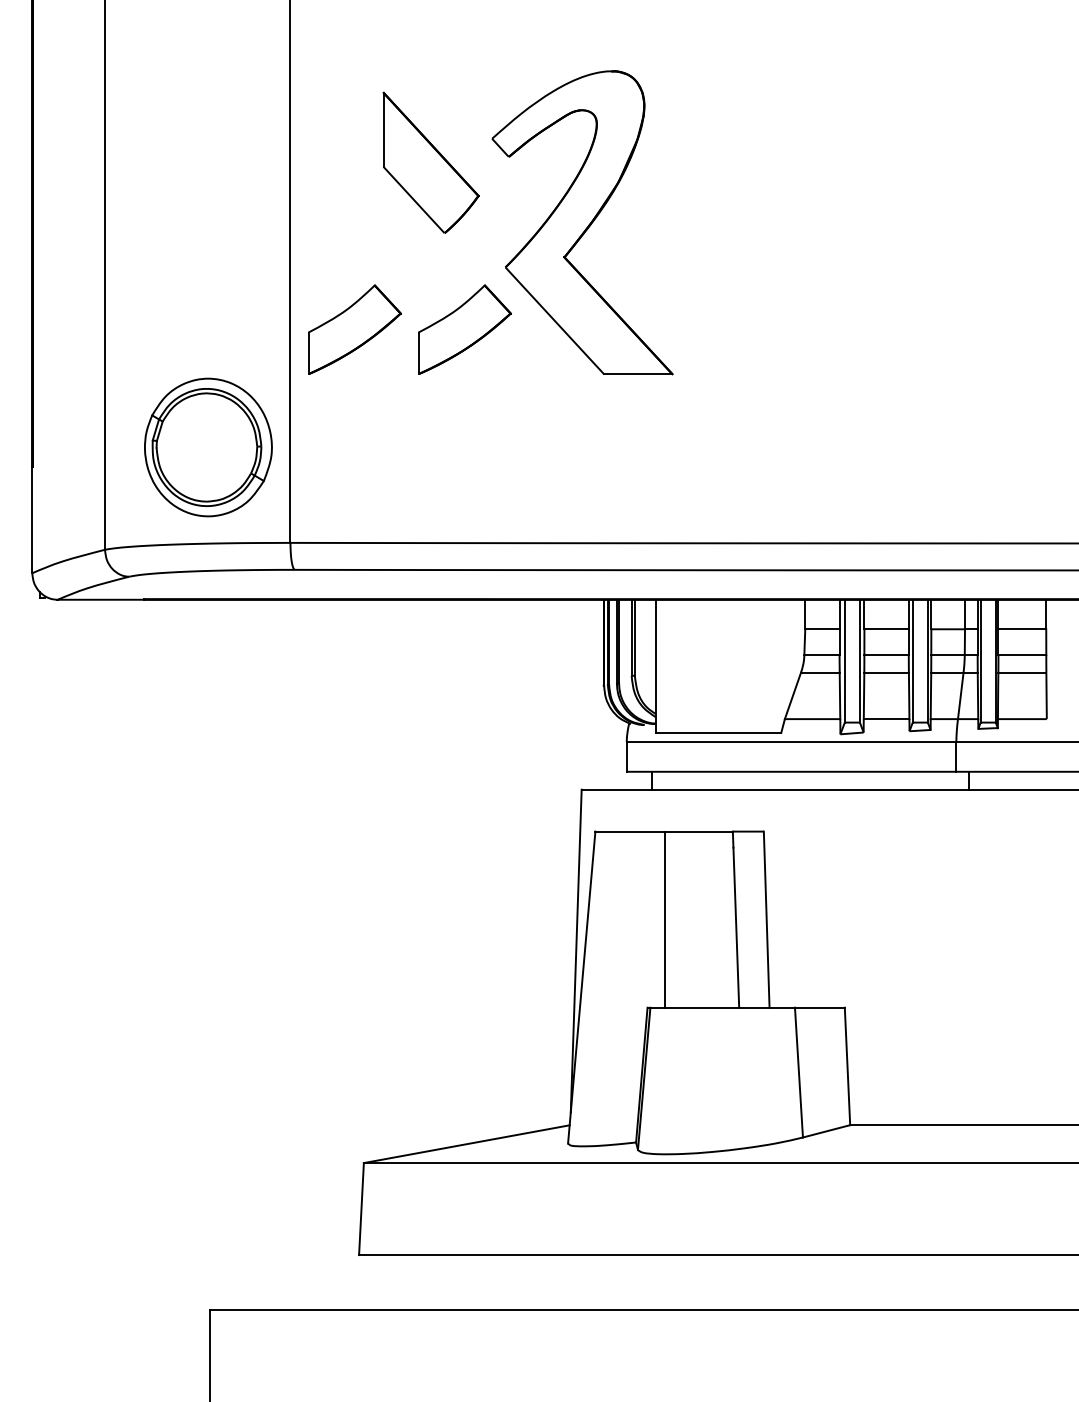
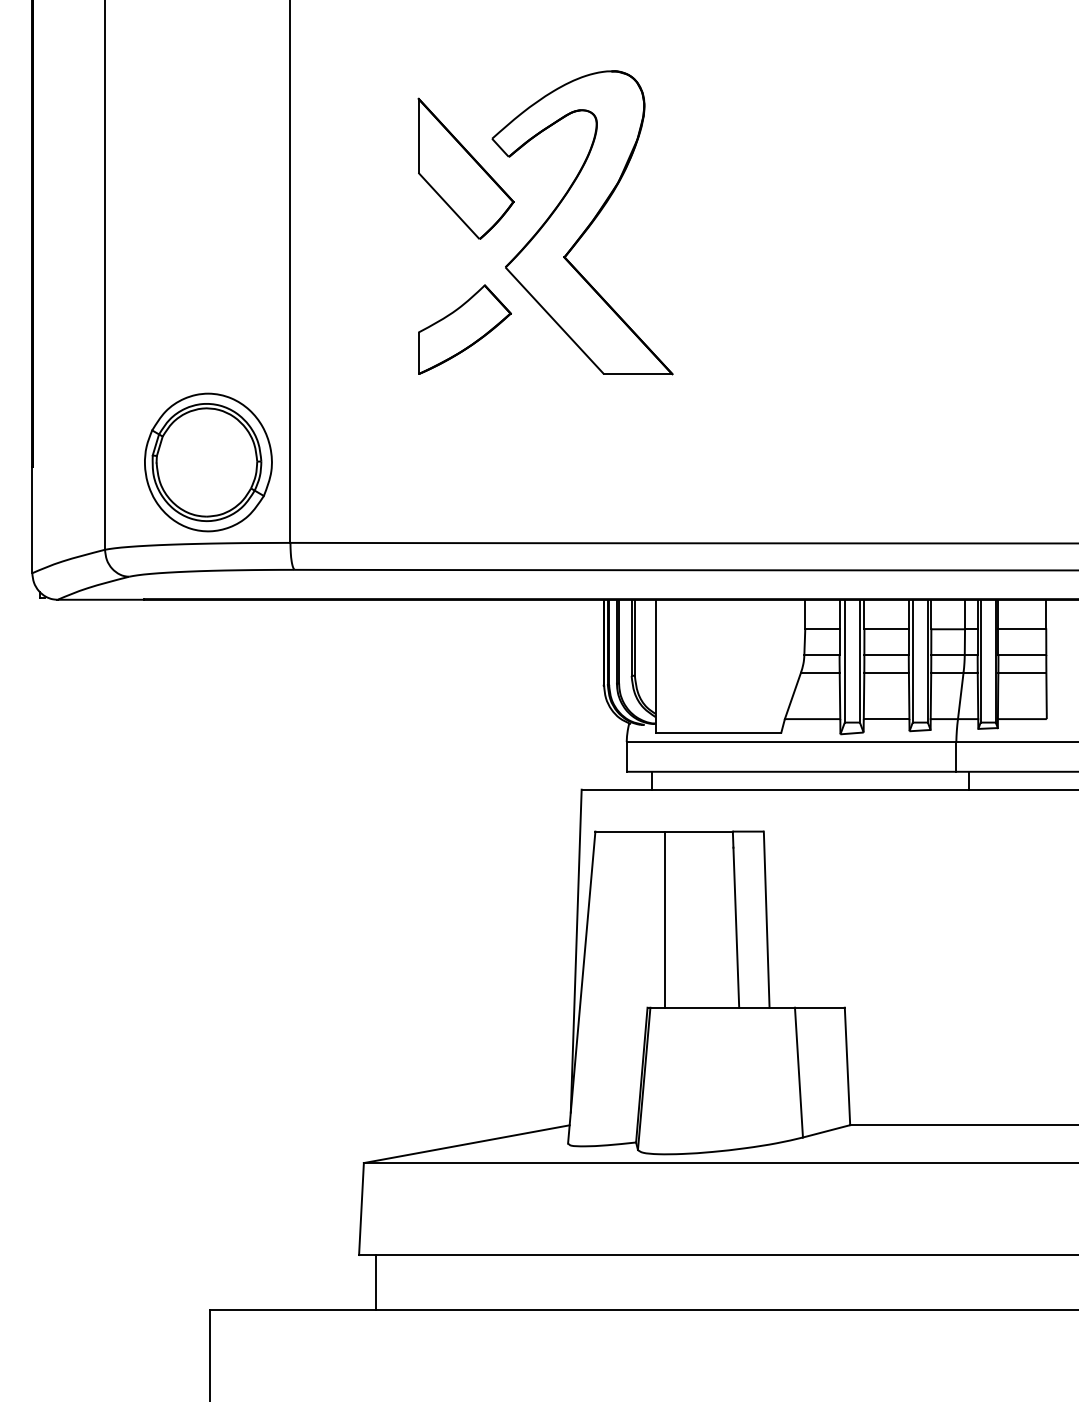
part position: (430, 162) -> (465, 168) (465, 168)
part: present -> none (354, 329)
part position: (208, 447) -> (208, 462) (208, 462)
line: none -> present (375, 1282)
